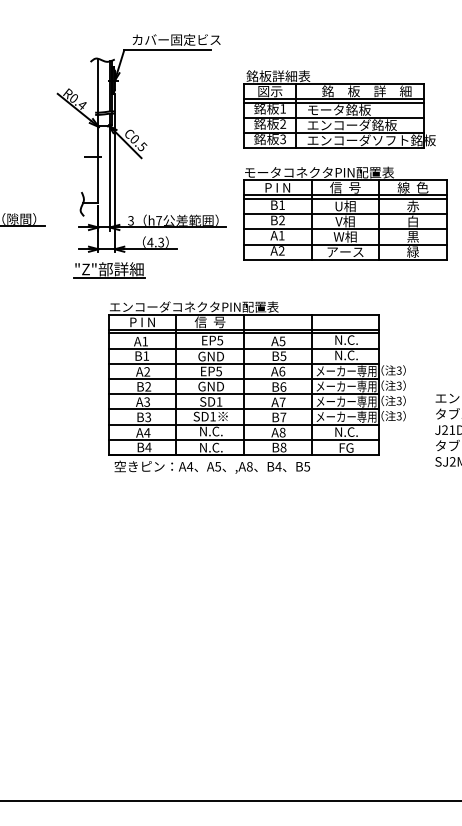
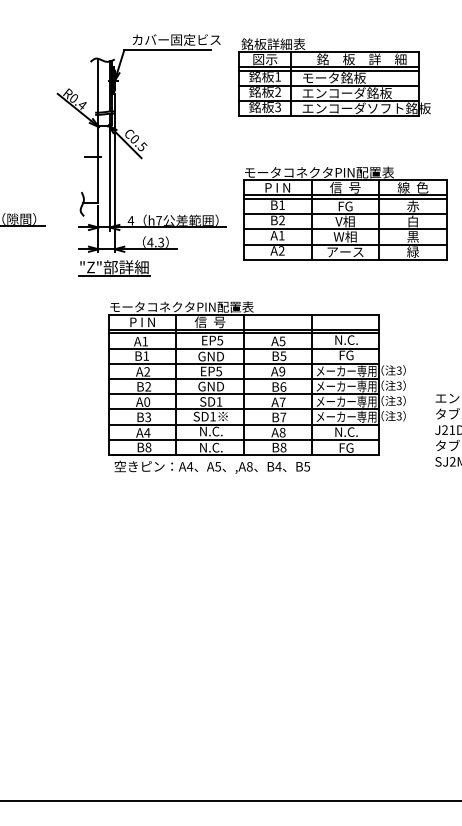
part position: (339, 109) -> (334, 77) (334, 77)
text: U相 -> FG (345, 206)
text: 3 -> 4 (130, 220)
part position: (109, 270) -> (114, 268) (114, 268)
text: エンコーダコネクタPIN配置表 -> モータコネクタPIN配置表 (194, 306)
text: N.C. -> FG (346, 355)
text: A6 -> A9 (282, 371)
text: A3 -> A0 (147, 401)
text: B4 -> B8 (148, 447)
